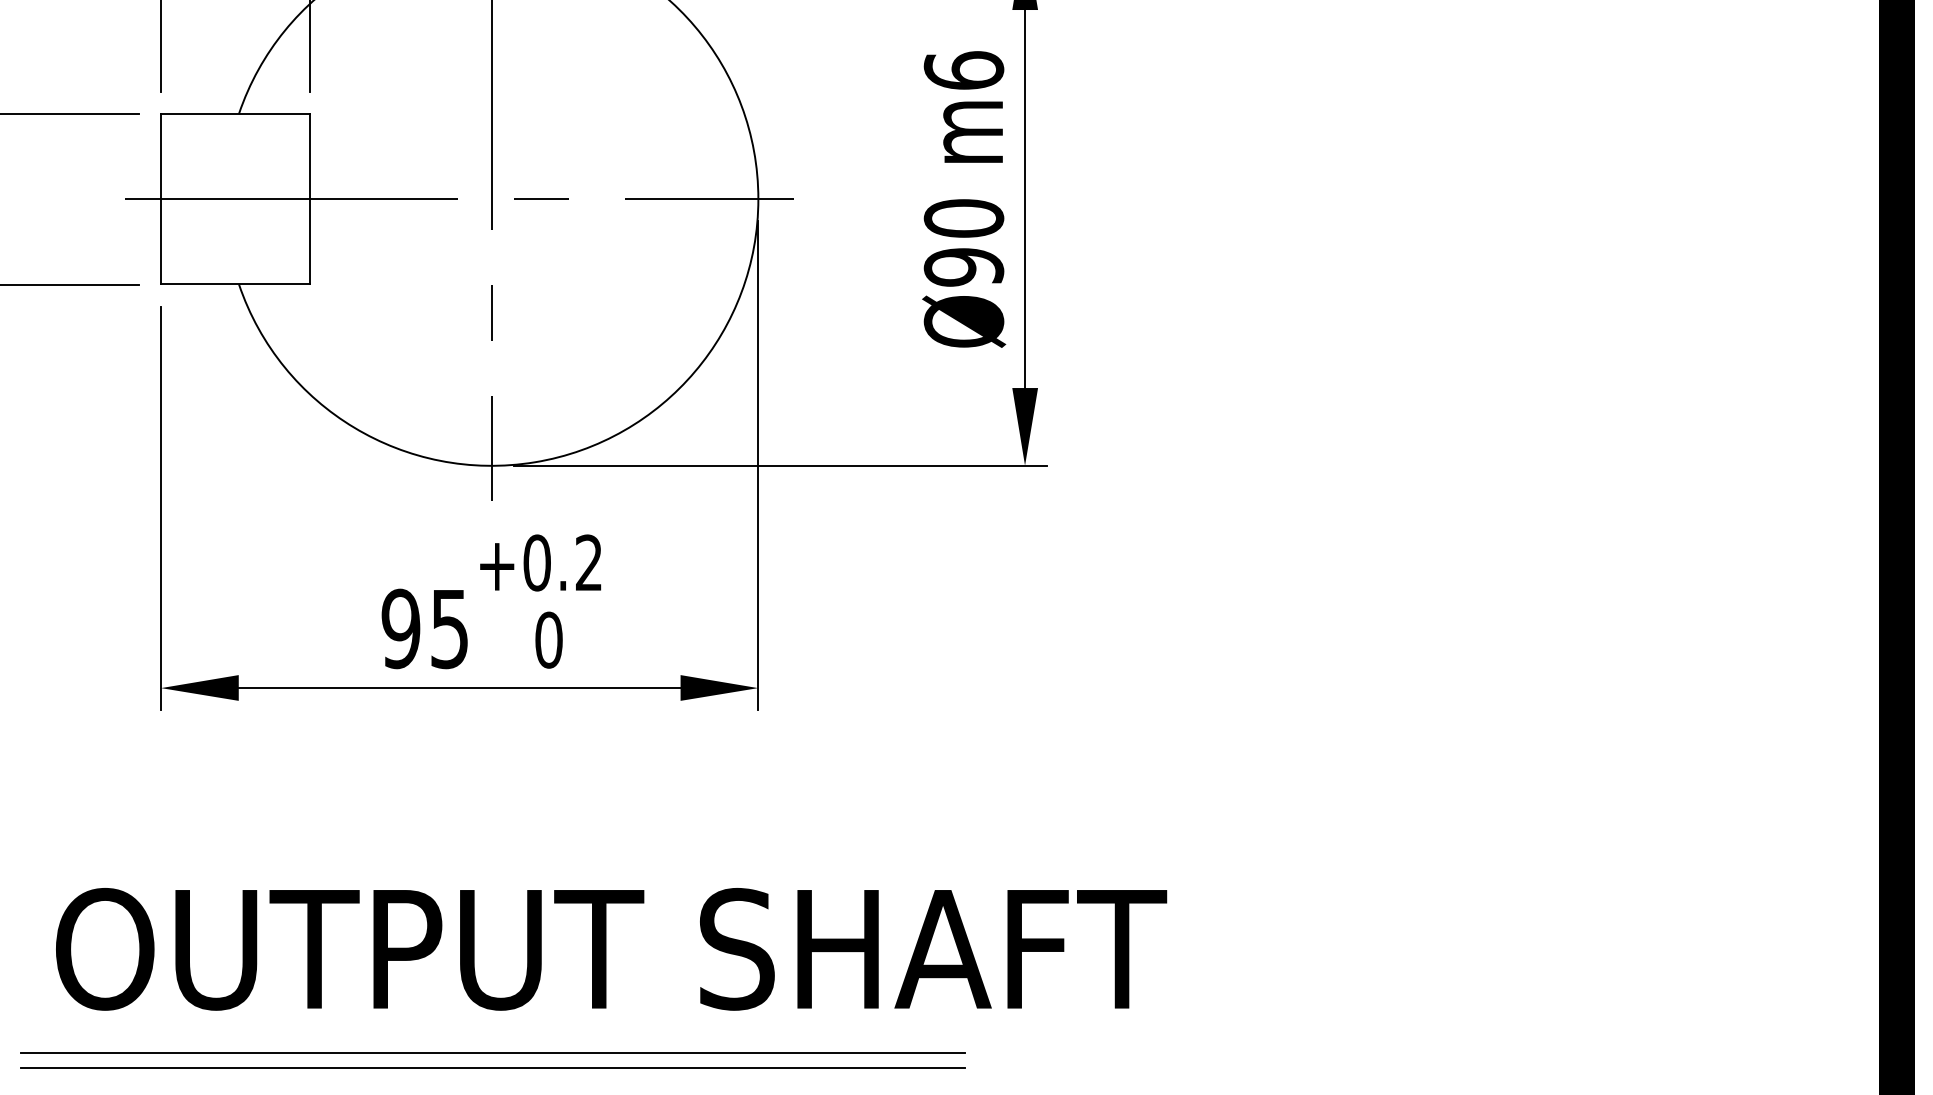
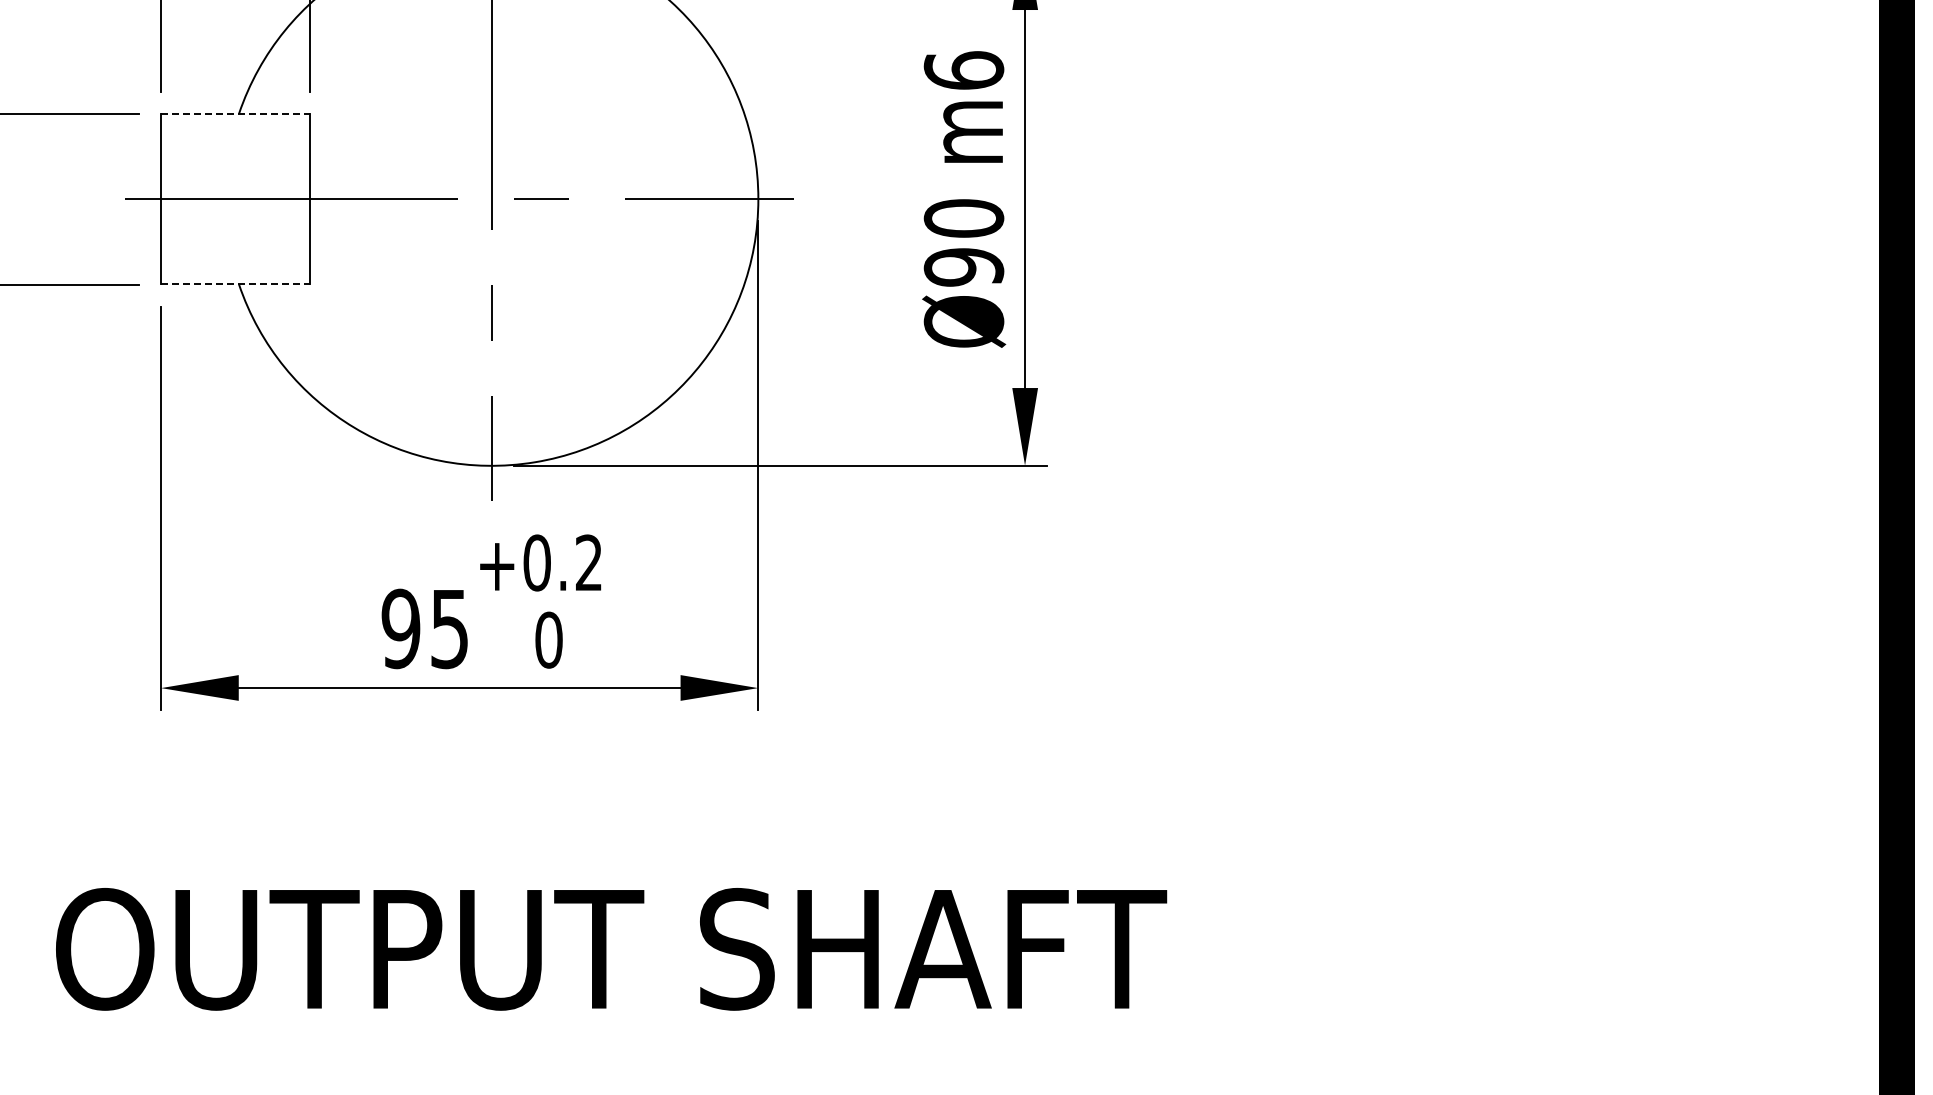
line: solid -> dashed (235, 113)
line: solid -> dashed (235, 284)
line: present -> none (492, 1052)
line: present -> none (492, 1068)
